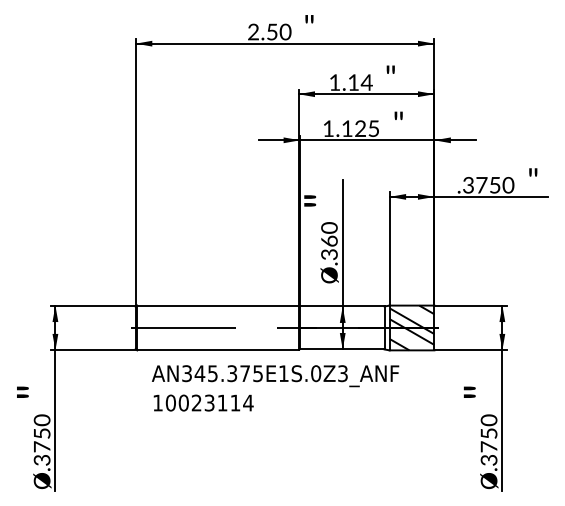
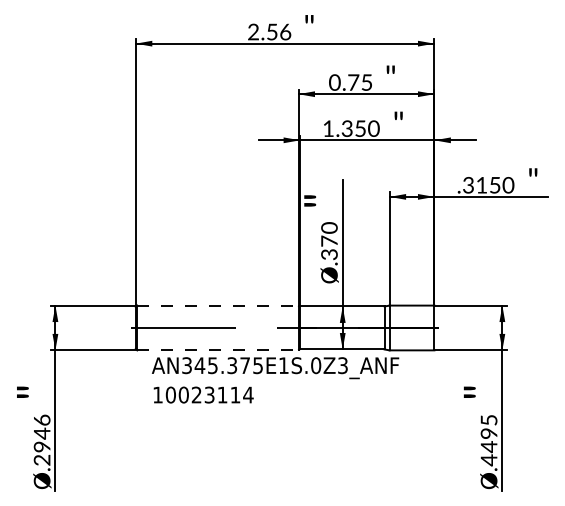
text: 2.50 -> 2.56 (285, 31)
text: 1.14 -> 0.75 (350, 82)
text: 1.125 -> 1.350 (360, 128)
text: .3750 -> .3150 (481, 185)
text: .360 -> .370 (329, 240)
line: solid -> dashed (217, 305)
hatch: present -> none (411, 327)
line: solid -> dashed (217, 350)
text position: (275, 388) -> (275, 380) (275, 380)
text: .3750 -> .2946 (41, 439)
text: .3750 -> .4495 (488, 440)
